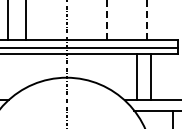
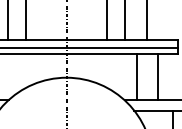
line: dashed -> solid (106, 20)
line: dashed -> solid (146, 20)
line: none -> present (125, 21)
line position: (151, 77) -> (158, 77) (158, 77)
